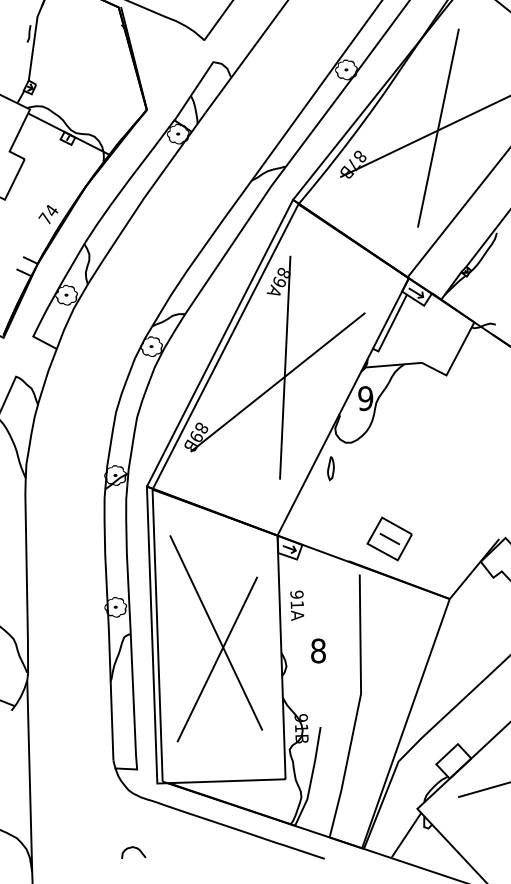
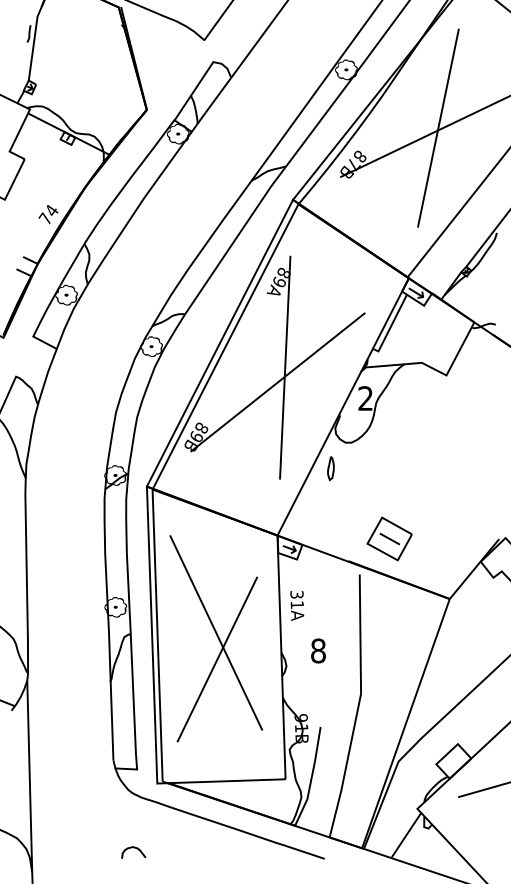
text: 9 -> 2 (365, 398)
text: 91A -> 31A (296, 594)
